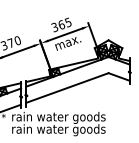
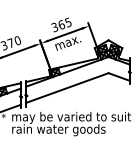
text: rain water goods -> may be varied to suit (73, 117)
